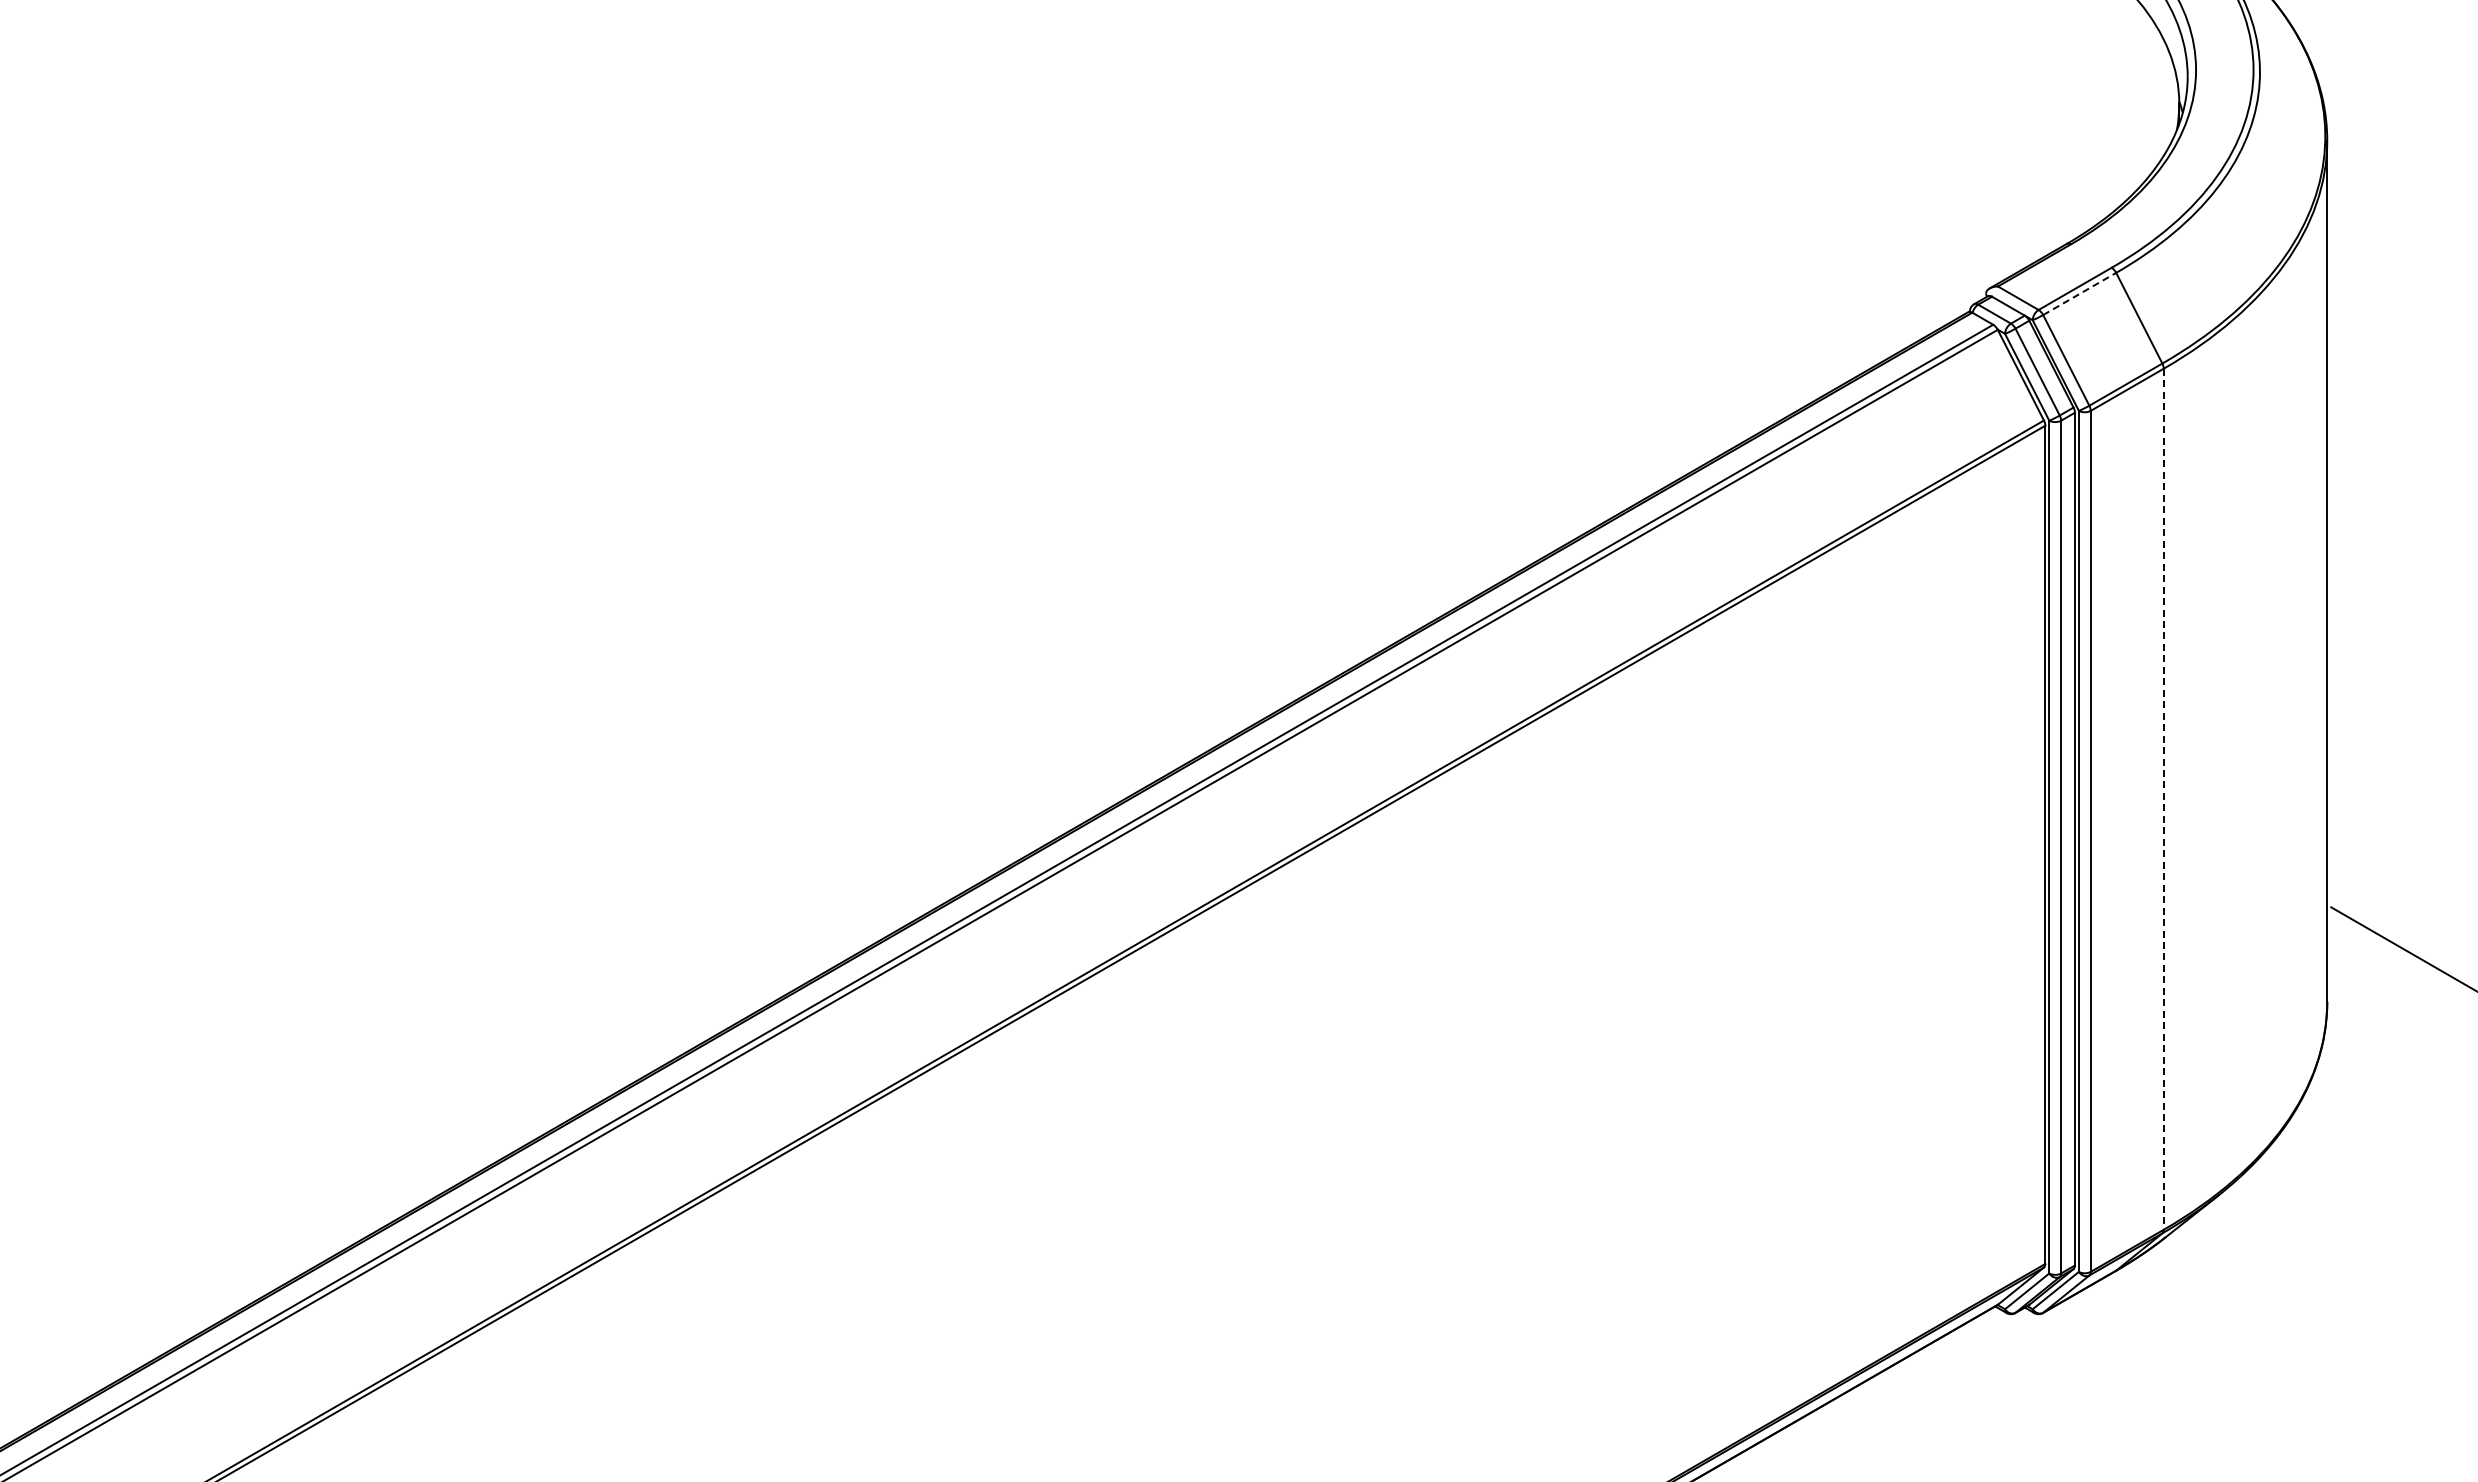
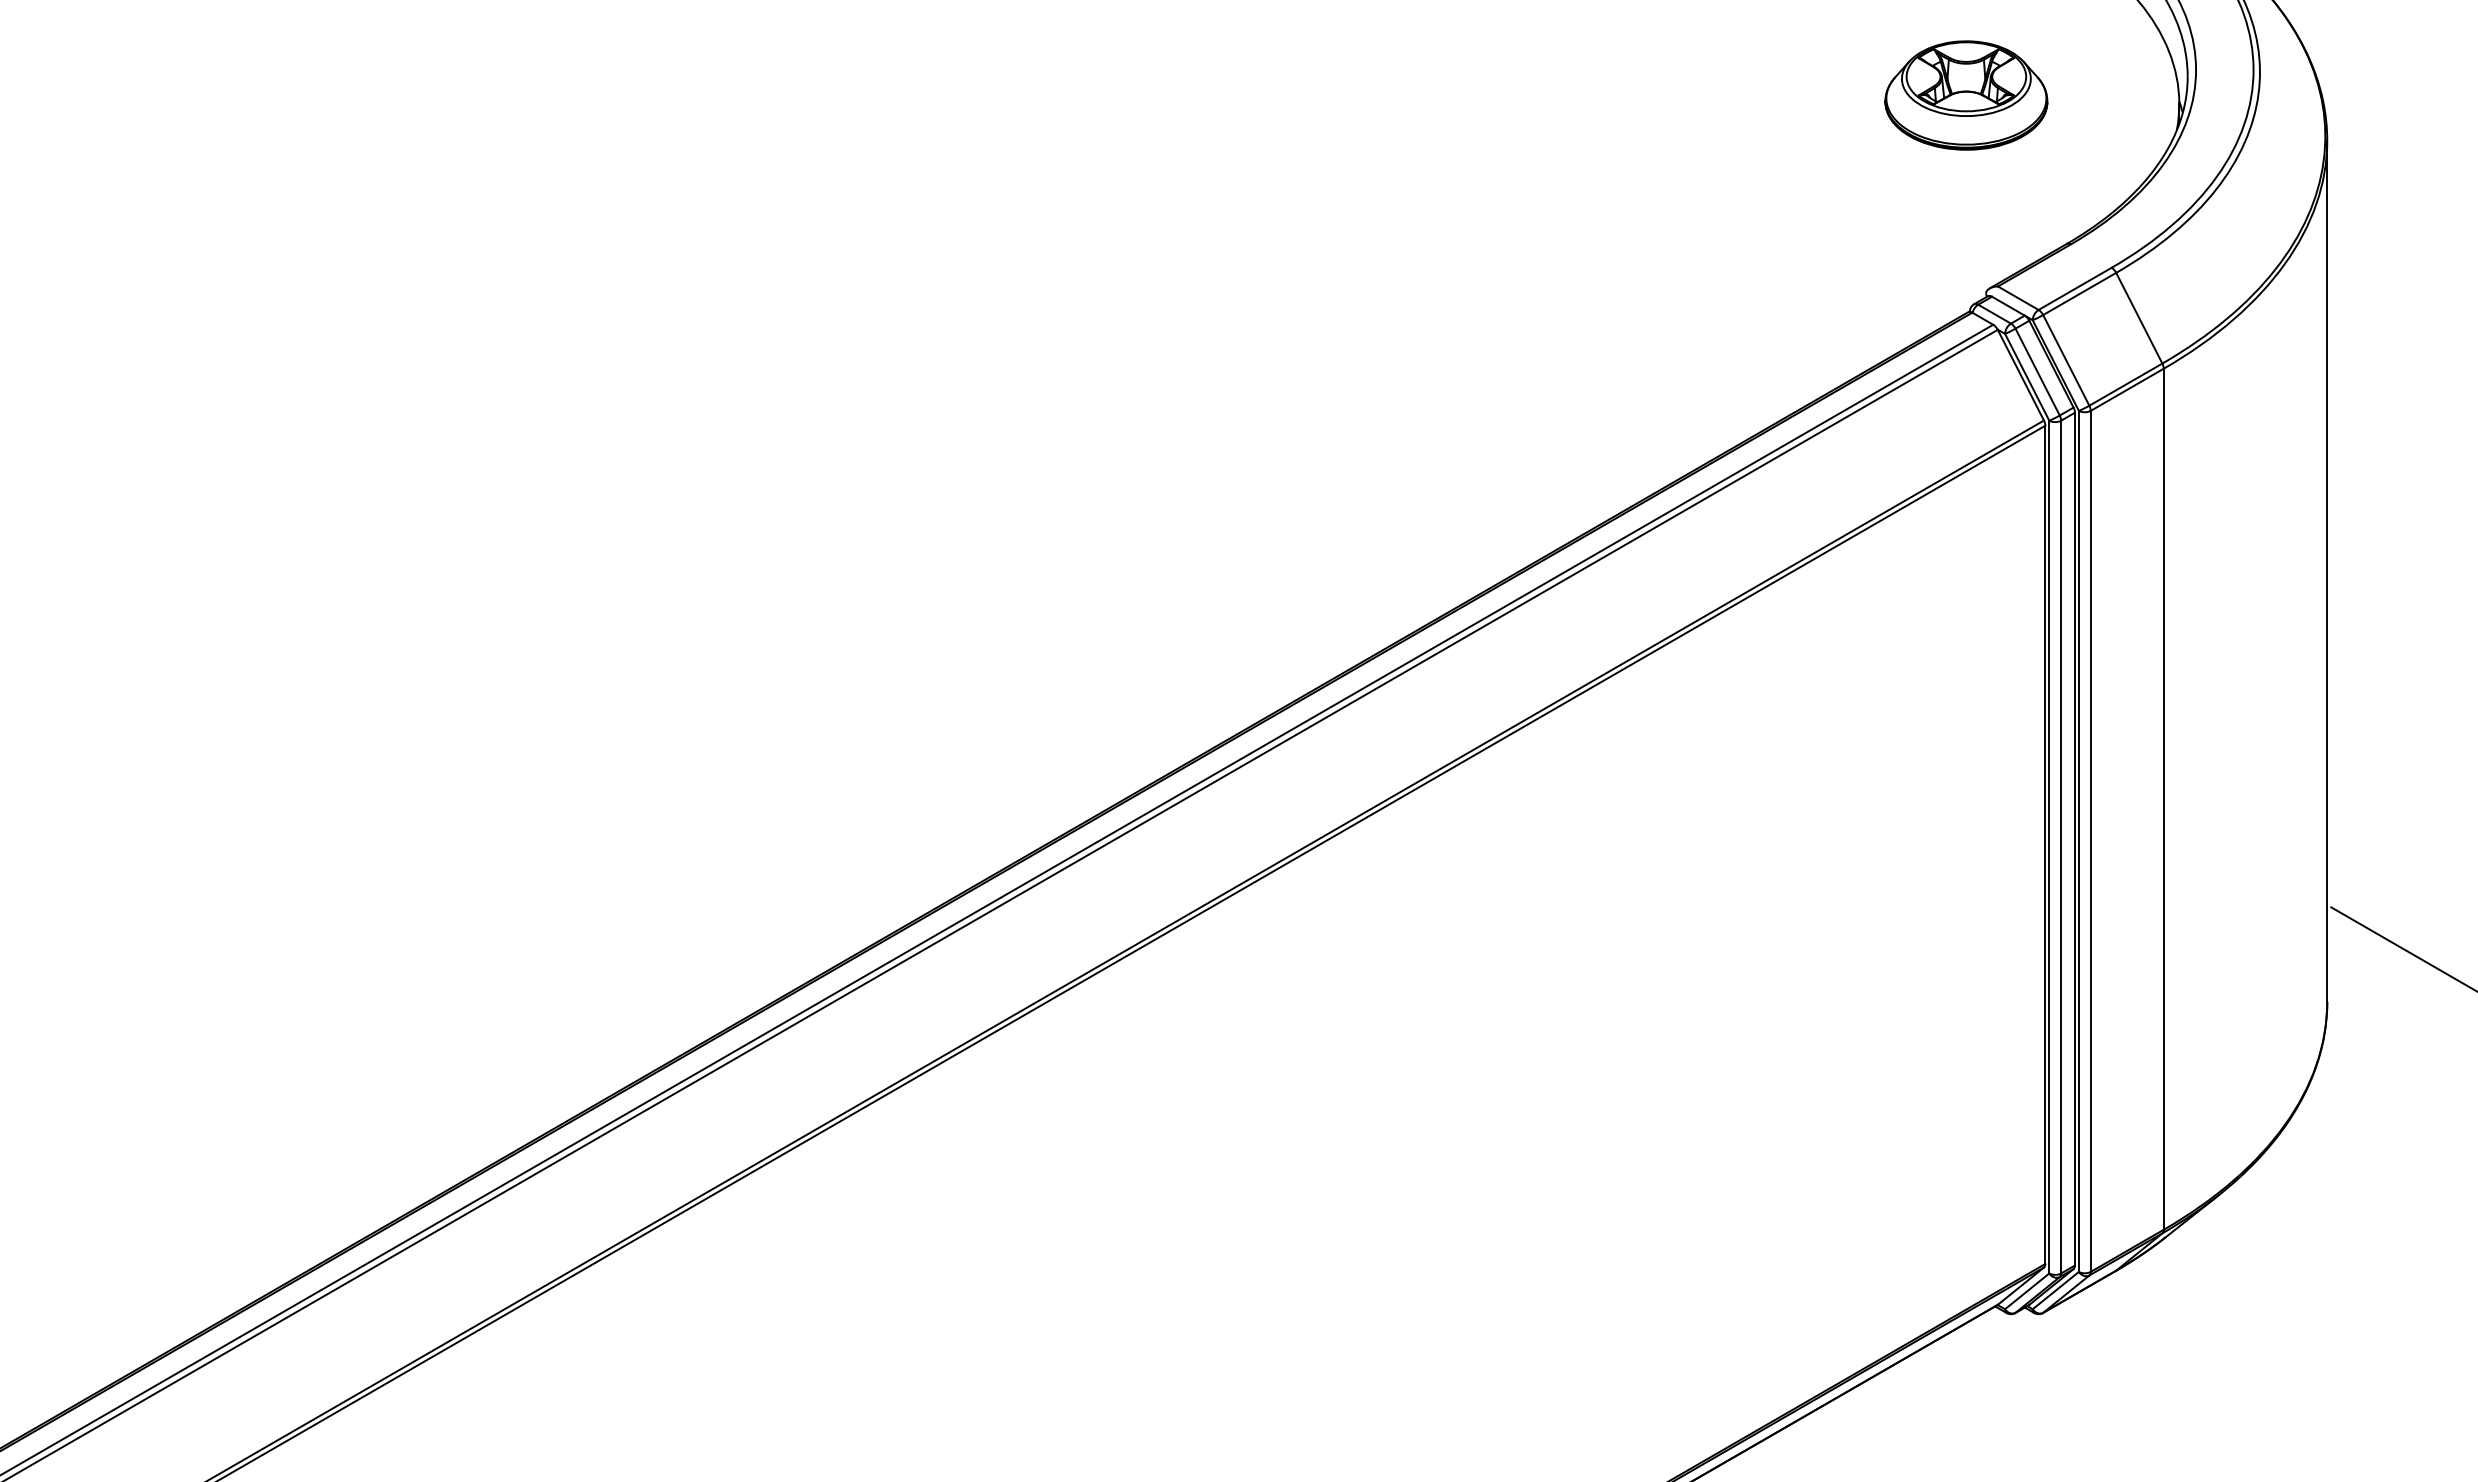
part: none -> present (1966, 95)
line: dashed -> solid (2080, 293)
line: dashed -> solid (2163, 799)
